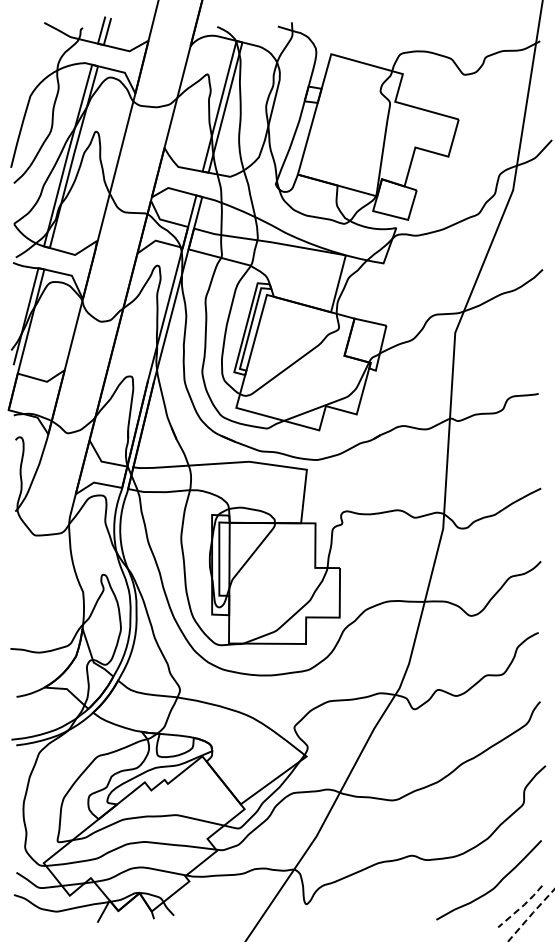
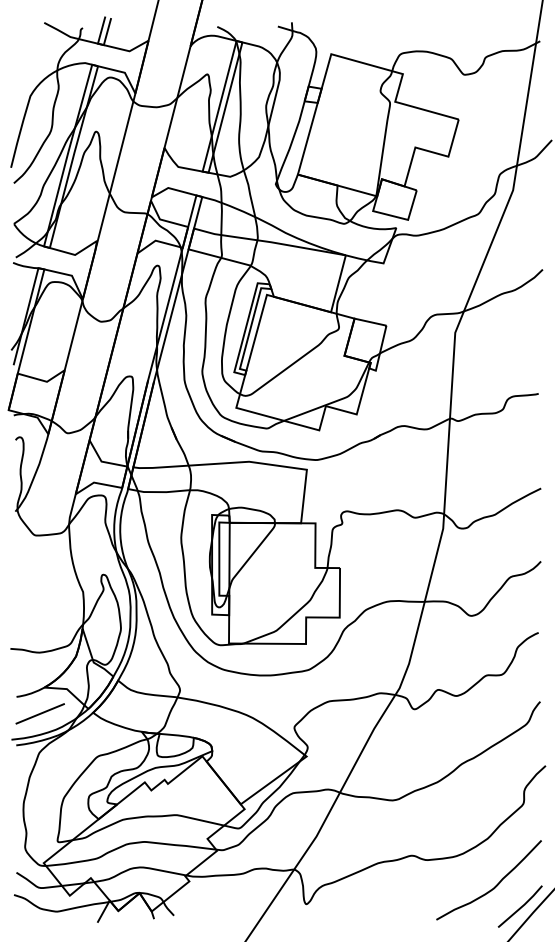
line: none -> present (39, 713)
line: dashed -> solid (522, 906)
line: dashed -> solid (531, 914)
